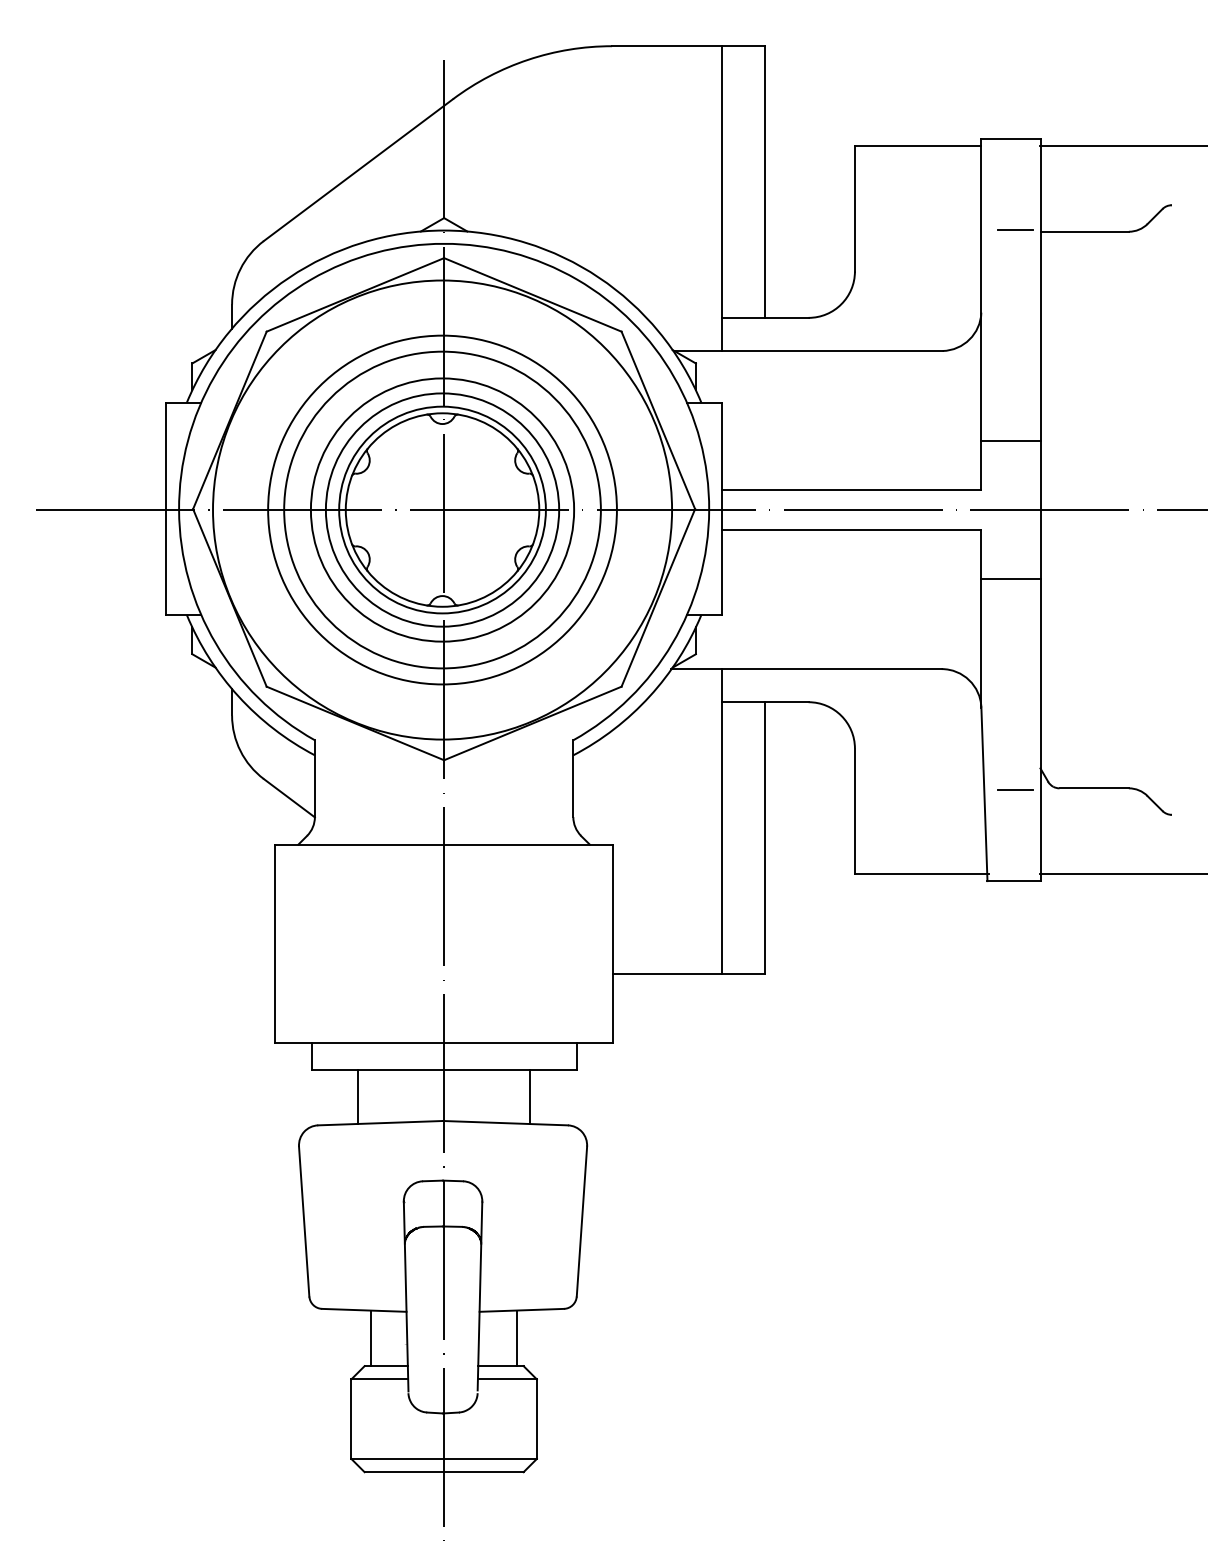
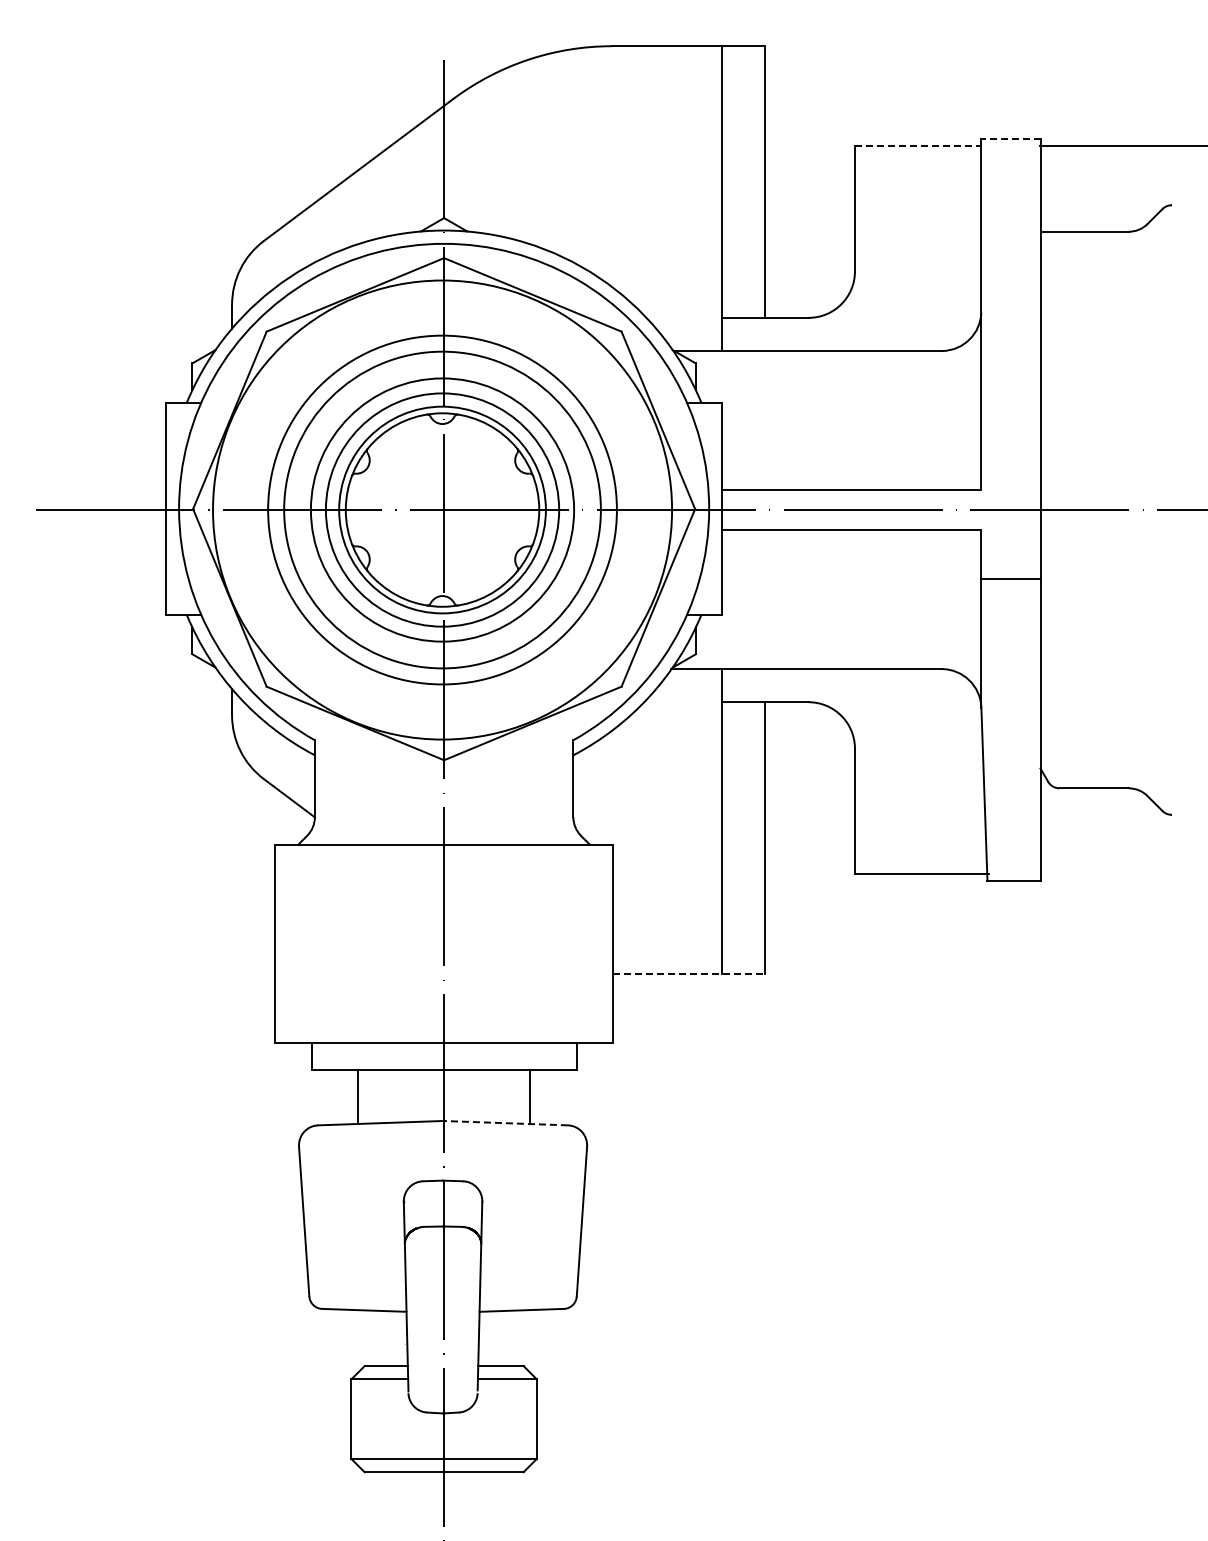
line: solid -> dashed (1010, 138)
line: solid -> dashed (918, 145)
line: present -> none (1015, 229)
line: present -> none (1010, 441)
line: present -> none (1015, 790)
line: present -> none (1122, 874)
line: solid -> dashed (688, 973)
line: solid -> dashed (504, 1123)
line: present -> none (371, 1338)
line: present -> none (517, 1338)
